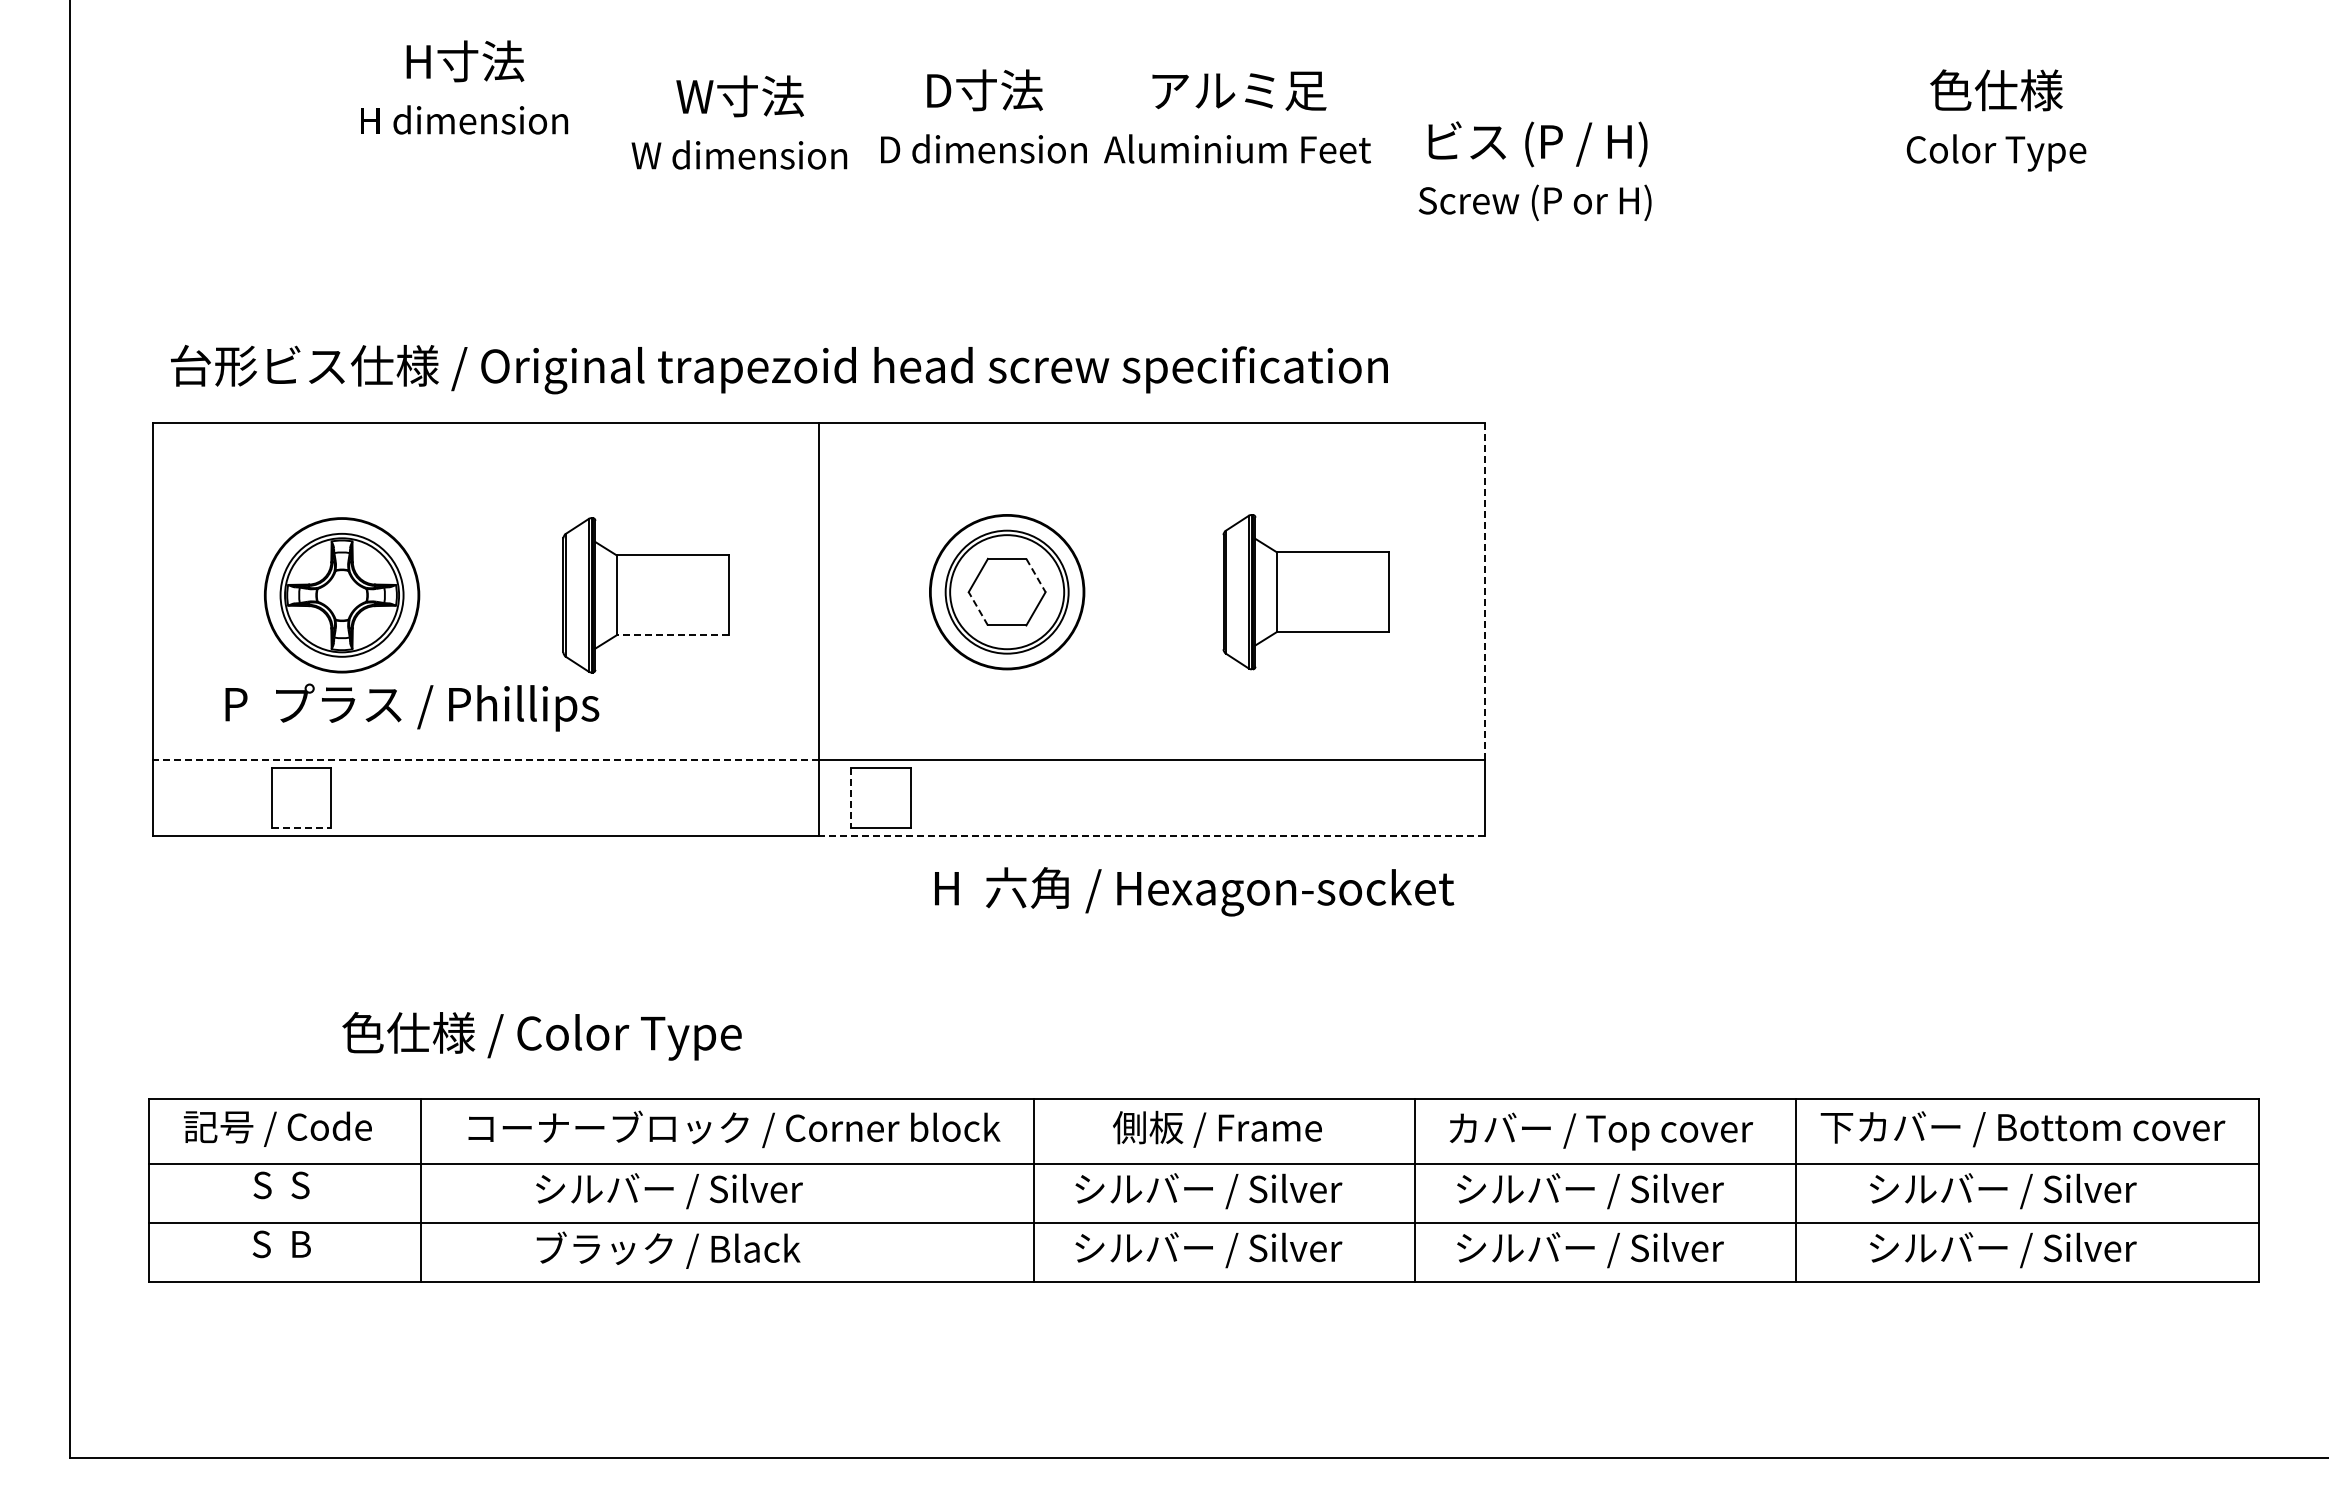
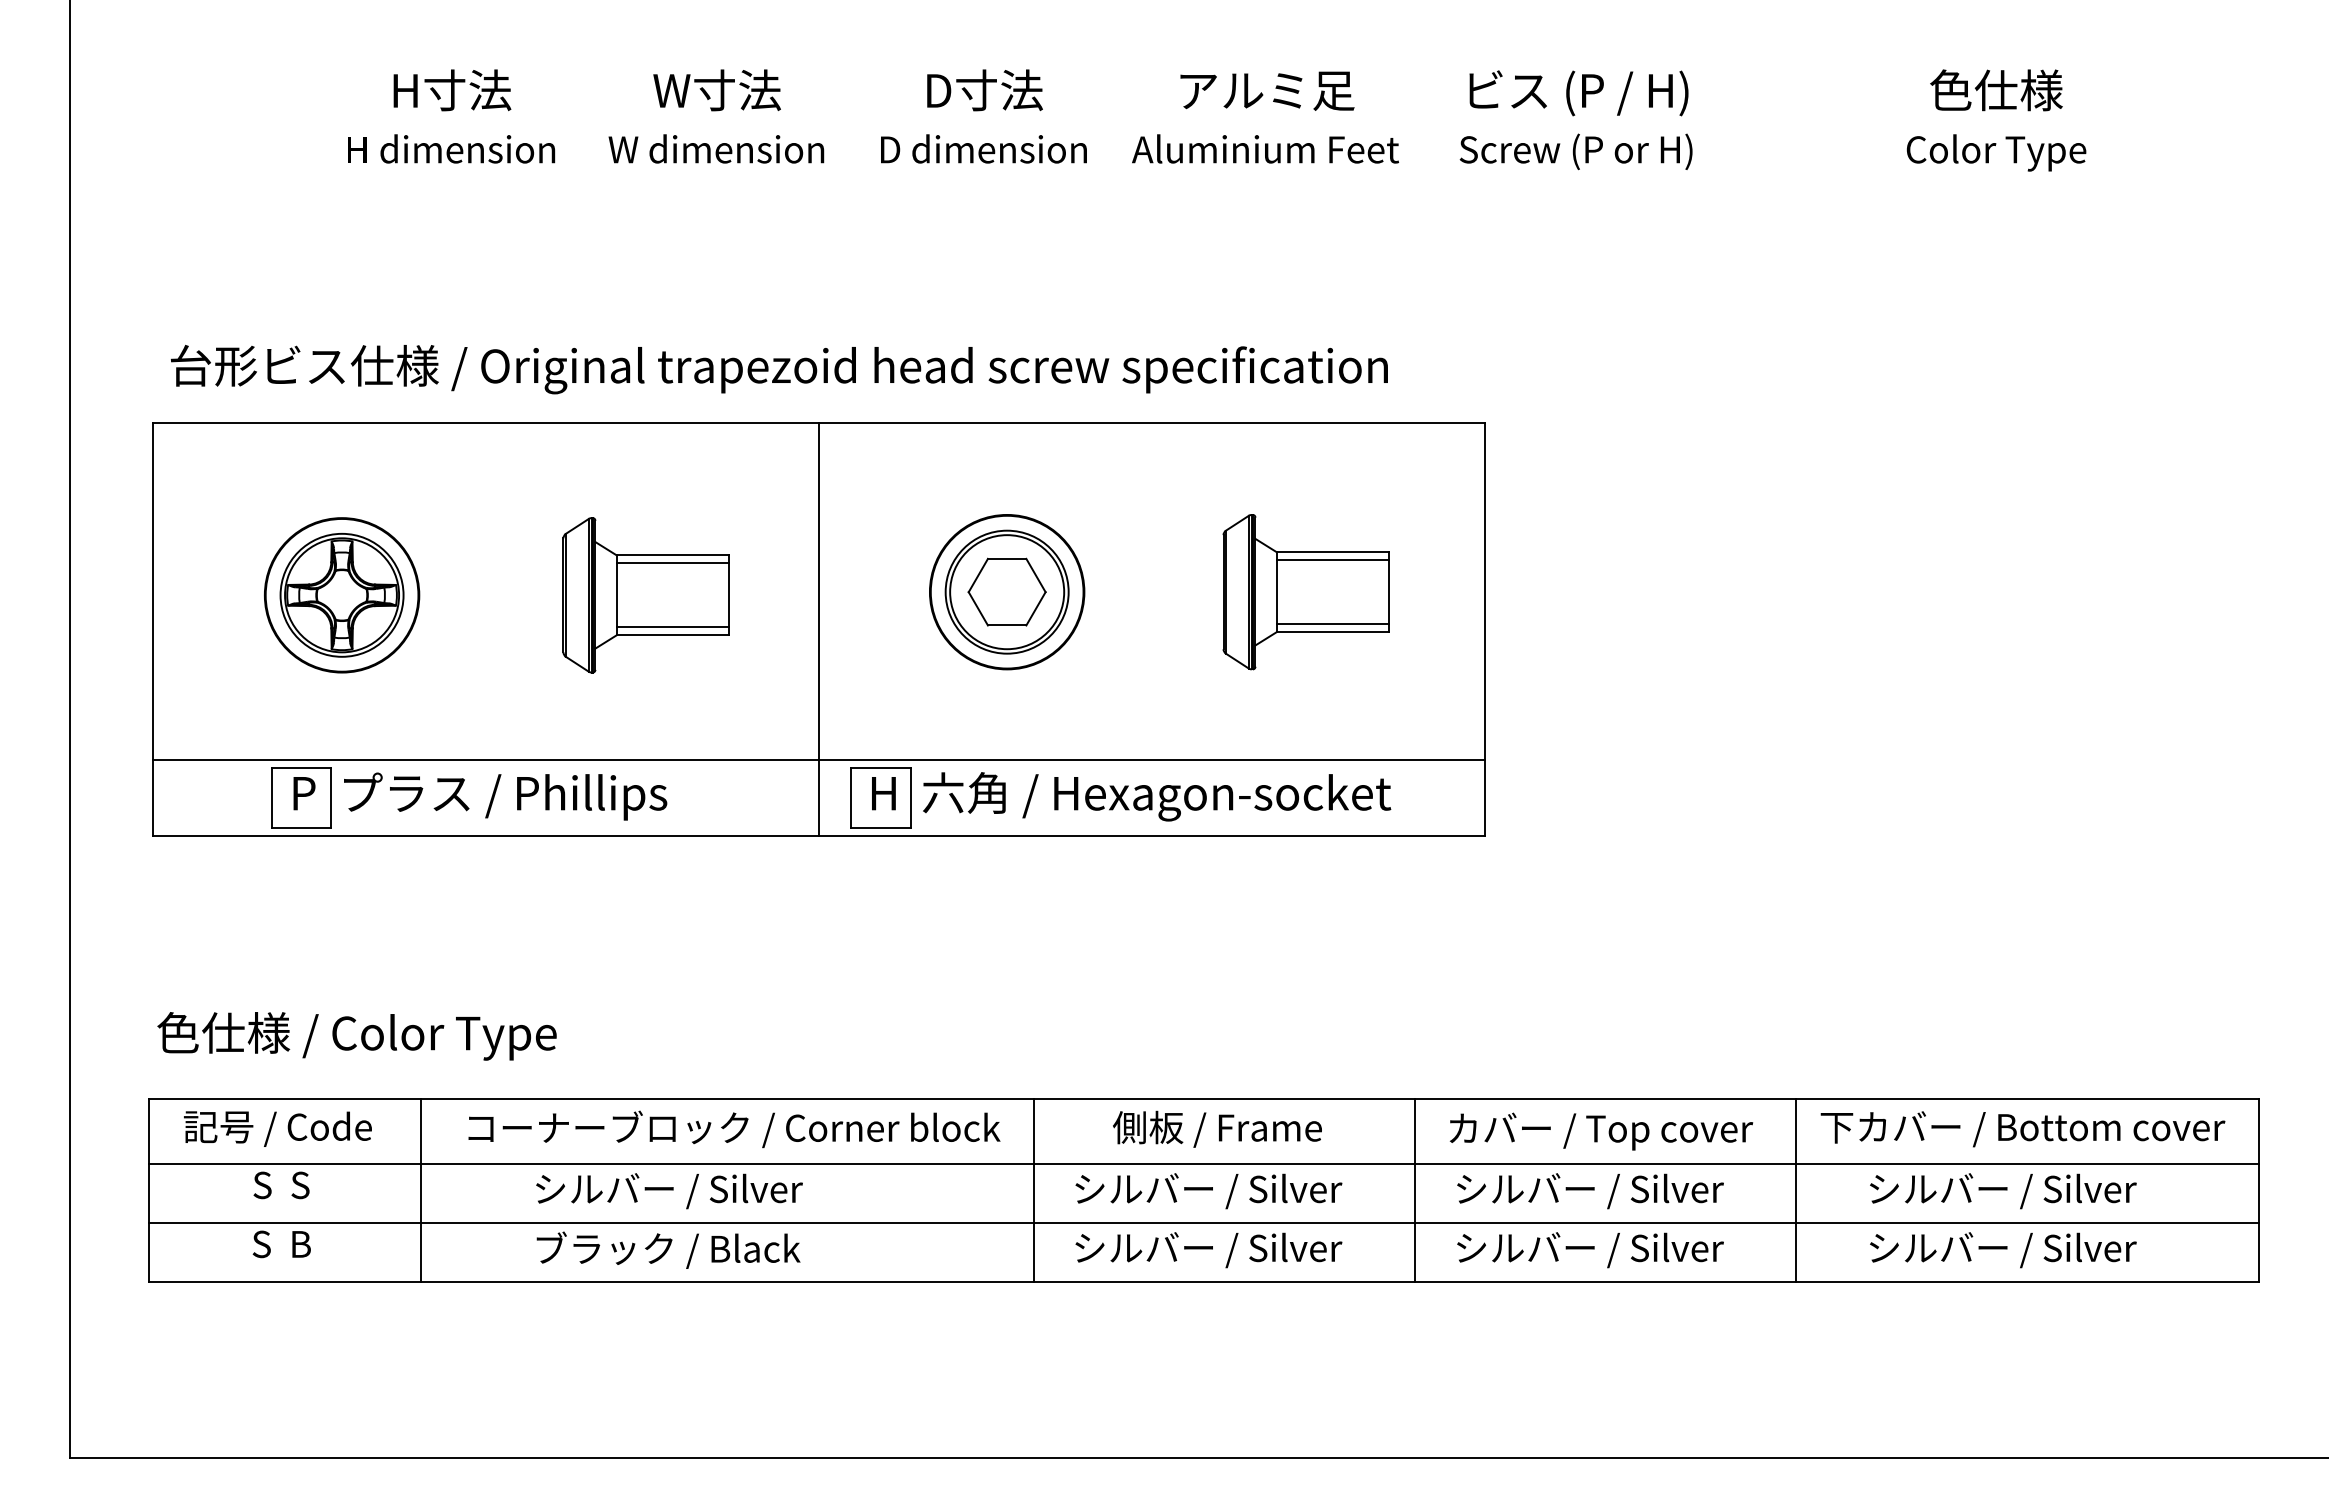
text position: (464, 87) -> (451, 116) (451, 116)
text position: (1237, 117) -> (1265, 117) (1265, 117)
text position: (739, 122) -> (716, 116) (716, 116)
text position: (1534, 171) -> (1575, 120) (1575, 120)
line: none -> present (1332, 560)
line: none -> present (672, 563)
line: dashed -> solid (1036, 575)
line: dashed -> solid (1484, 592)
line: dashed -> solid (978, 608)
line: none -> present (1332, 624)
line: none -> present (672, 627)
line: dashed -> solid (672, 635)
text position: (412, 707) -> (480, 796) (480, 796)
line: dashed -> solid (486, 759)
line: dashed -> solid (850, 797)
line: dashed -> solid (301, 827)
line: dashed -> solid (1151, 835)
text position: (1194, 891) -> (1131, 796) (1131, 796)
text position: (541, 1036) -> (356, 1036) (356, 1036)
